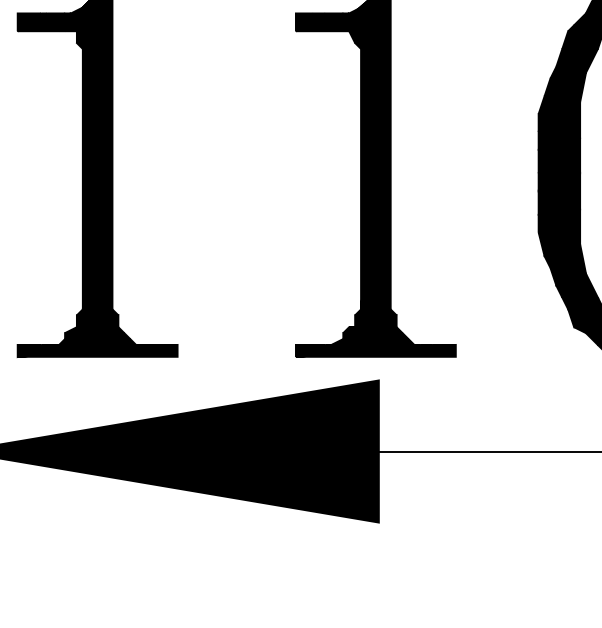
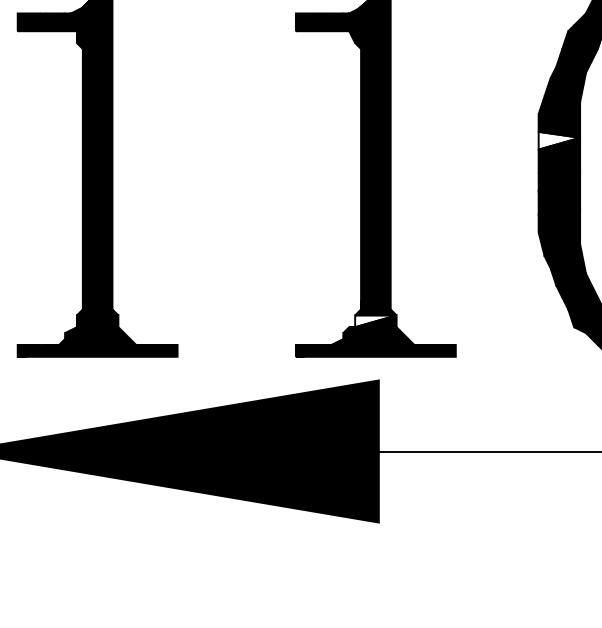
fill: present -> none (559, 140)
fill: present -> none (375, 321)
